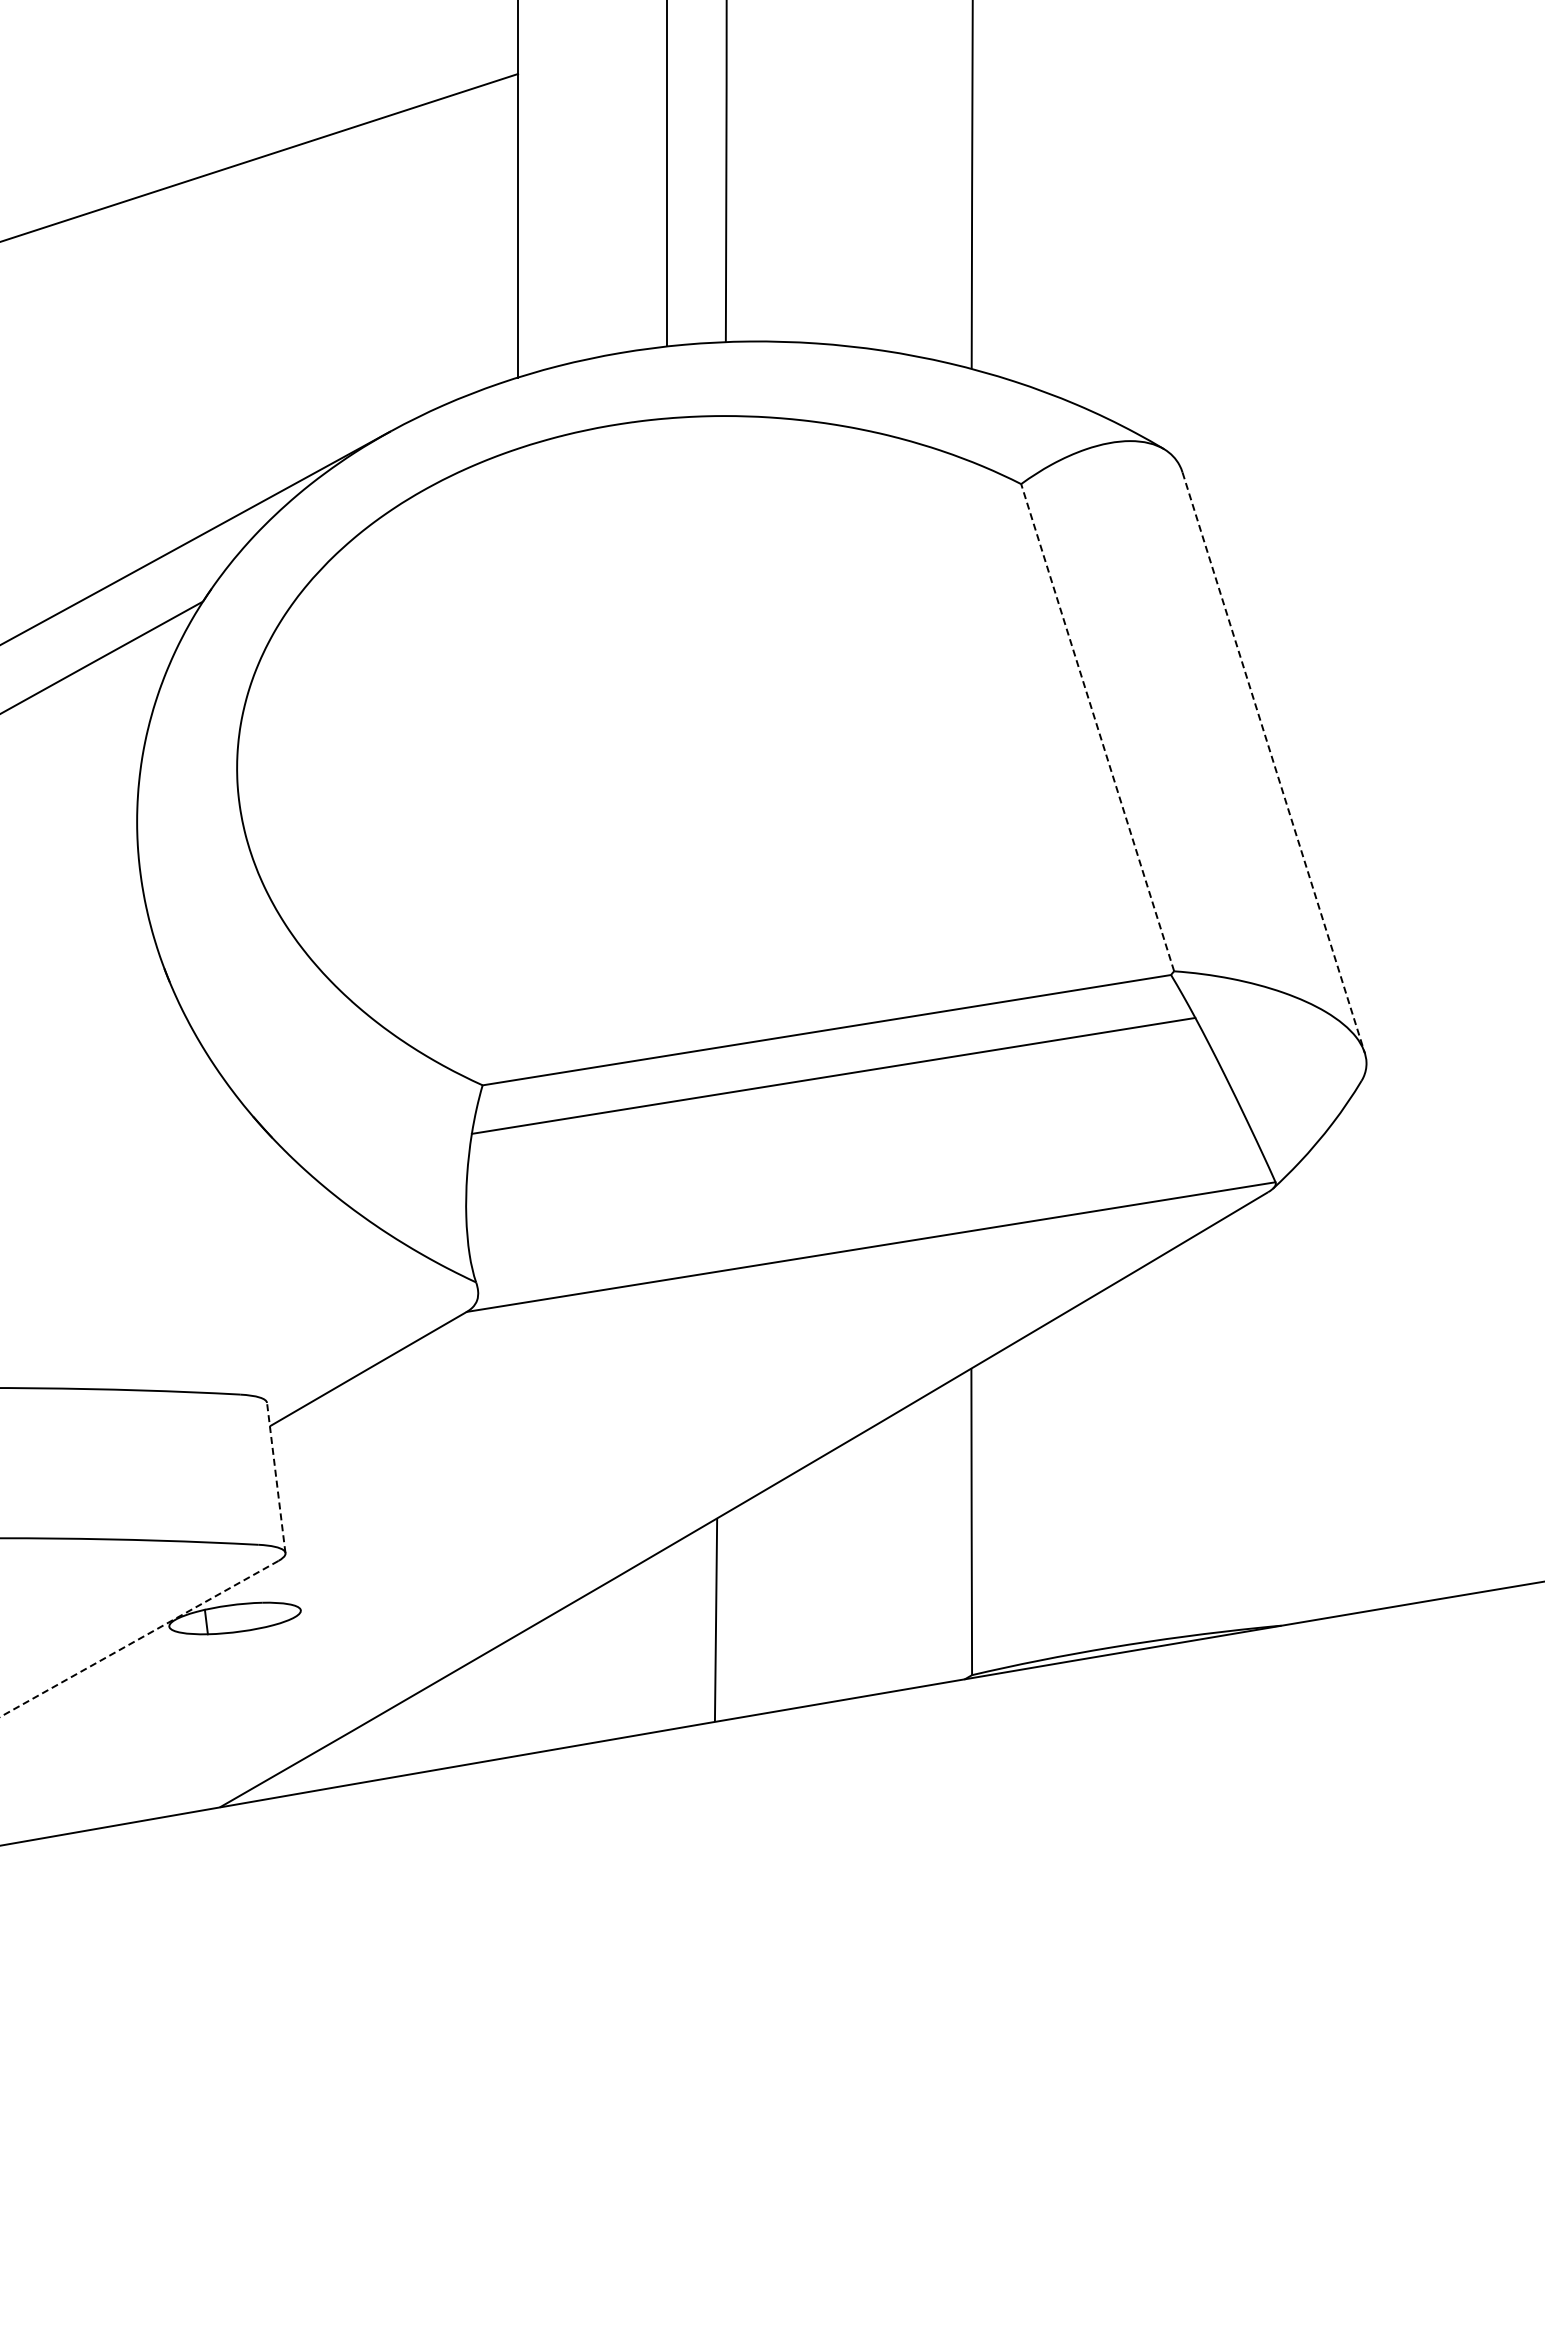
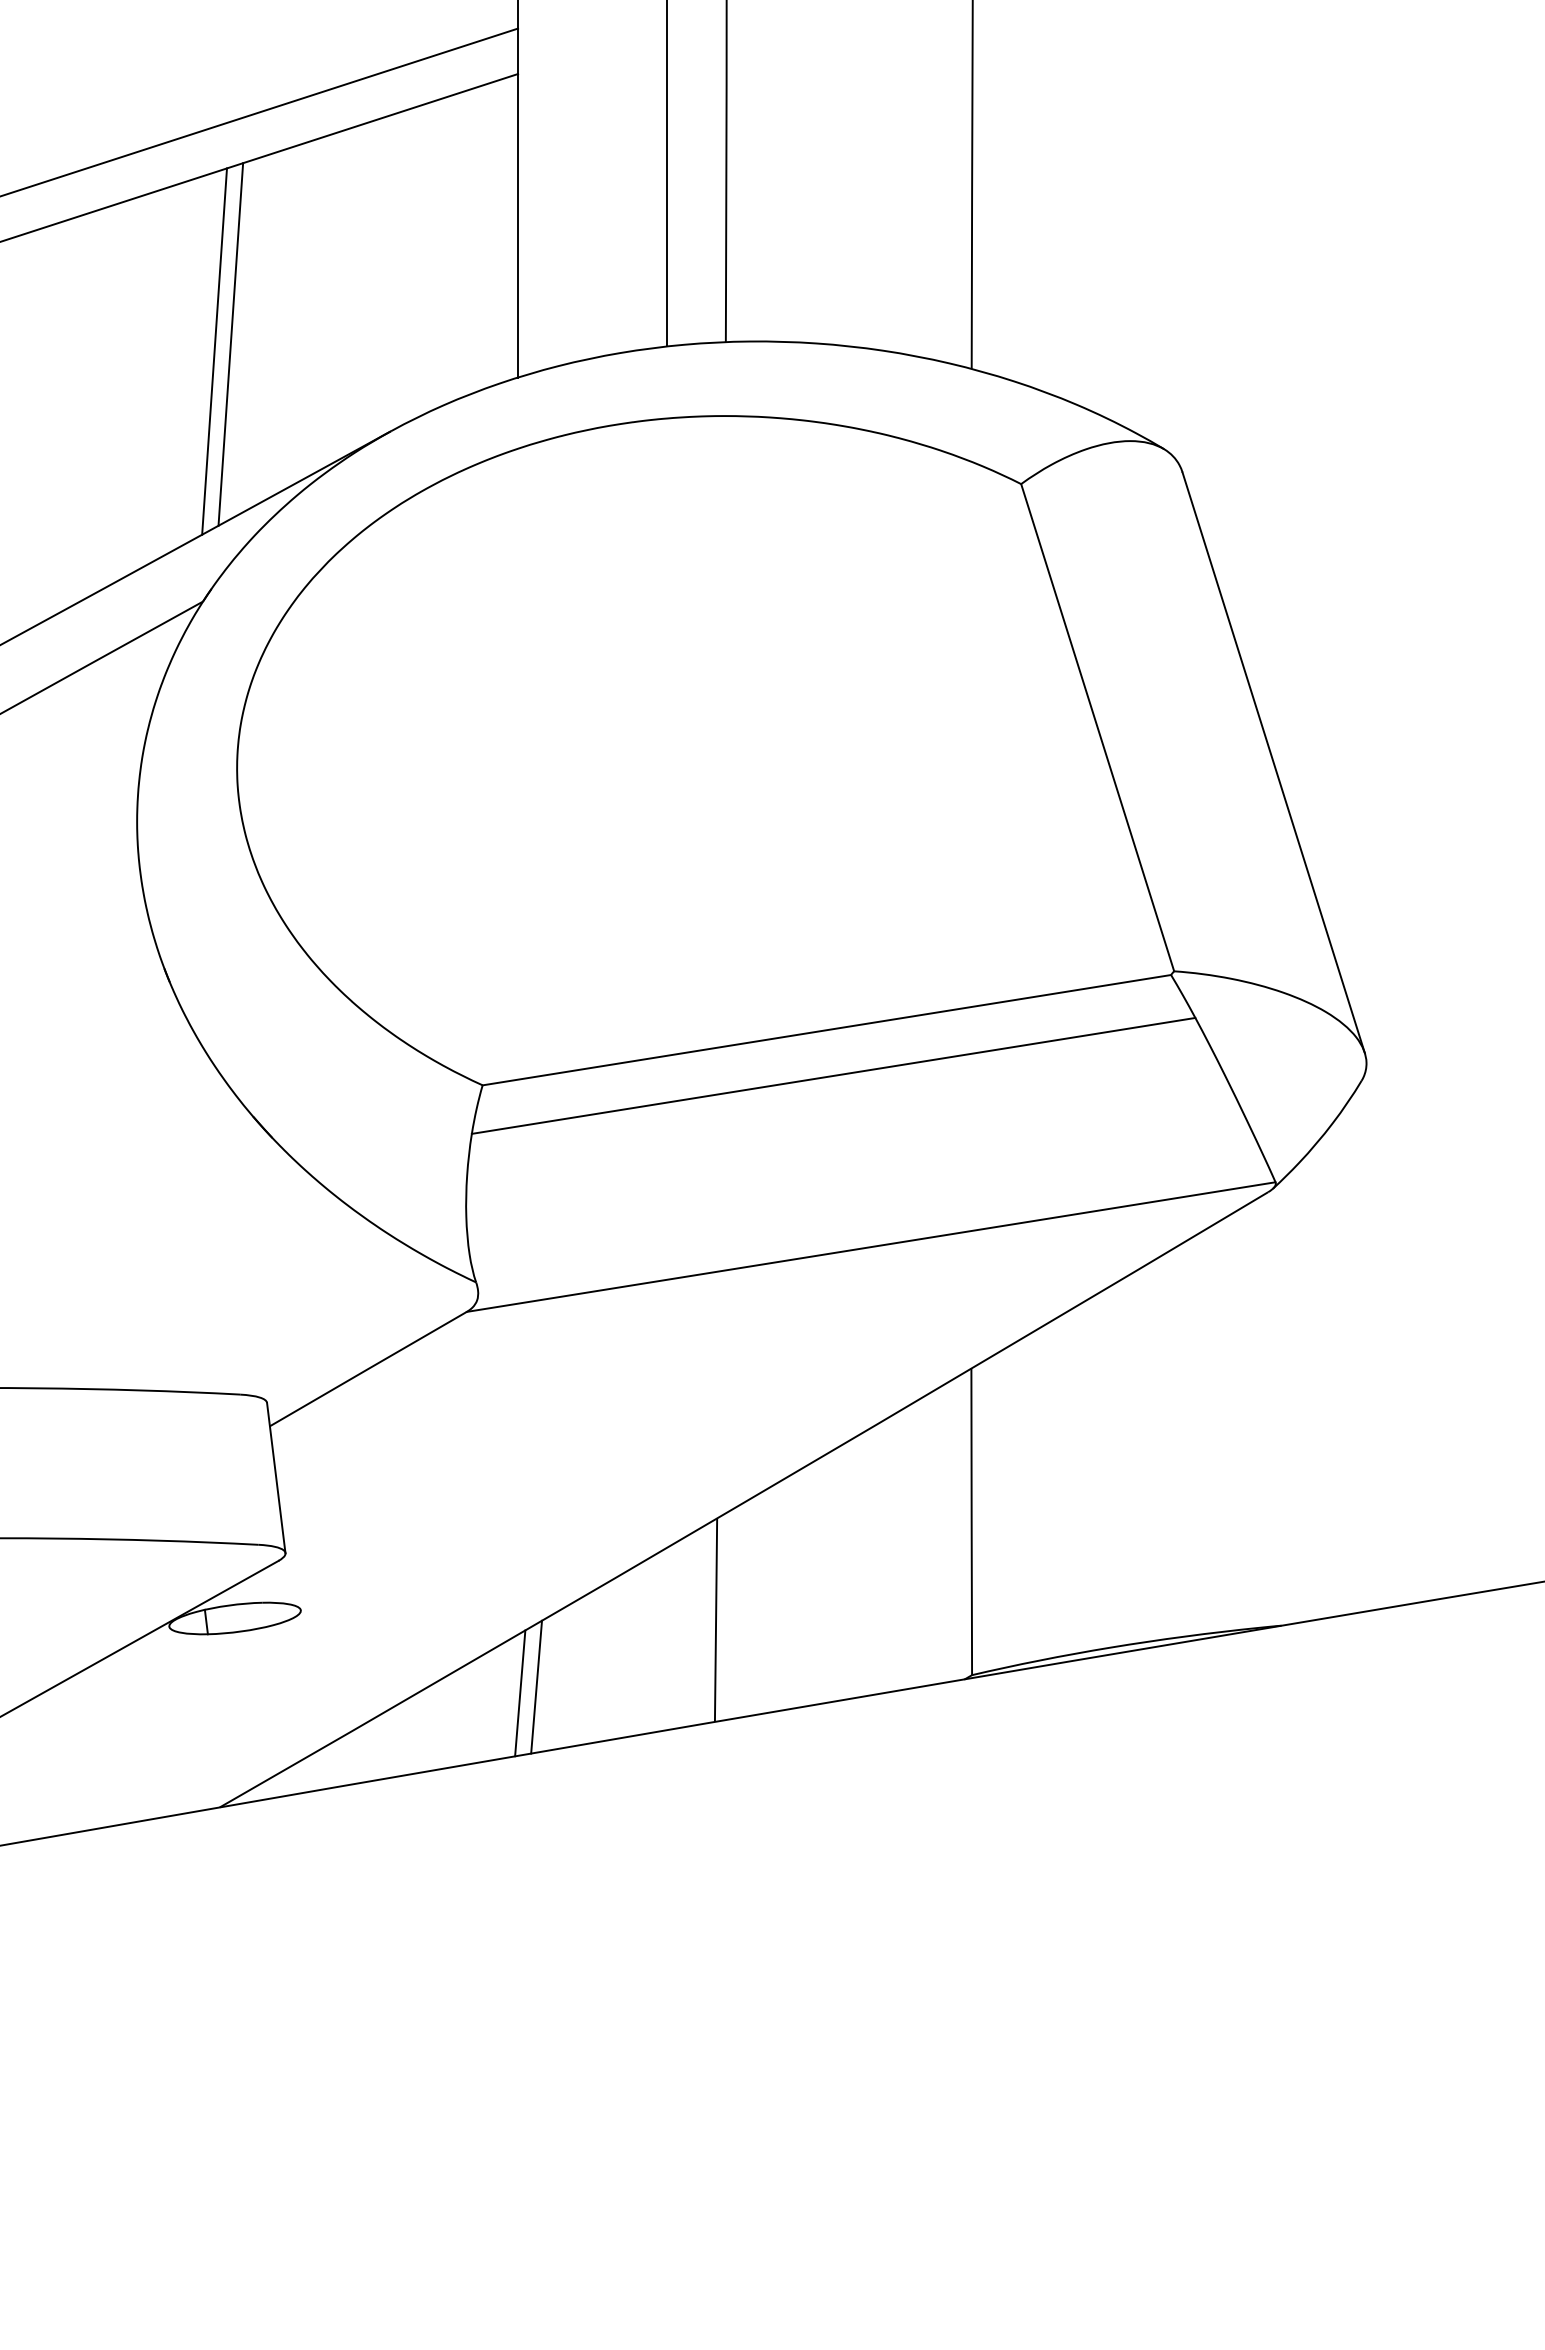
line: none -> present (260, 111)
line: none -> present (230, 344)
line: none -> present (214, 351)
line: dashed -> solid (1097, 727)
line: dashed -> solid (1273, 763)
line: dashed -> solid (276, 1478)
line: dashed -> solid (139, 1639)
line: none -> present (536, 1686)
line: none -> present (520, 1693)
